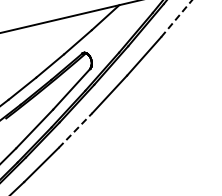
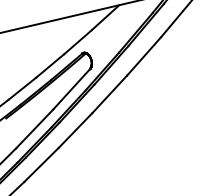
line: dashed -> solid (177, 18)
line: dashed -> solid (75, 130)
